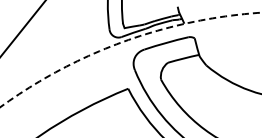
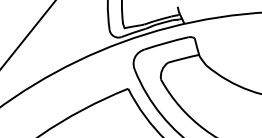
line position: (23, 28) -> (28, 34) (28, 34)
circle: dashed -> solid (130, 59)
